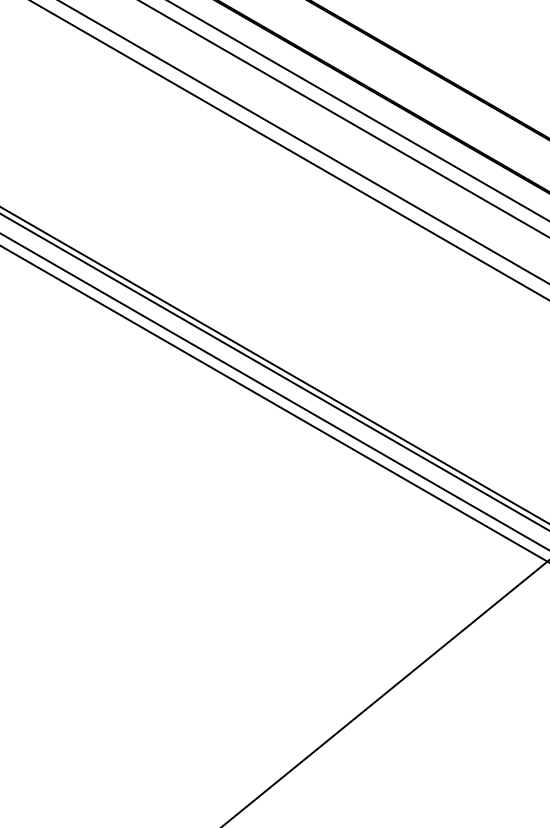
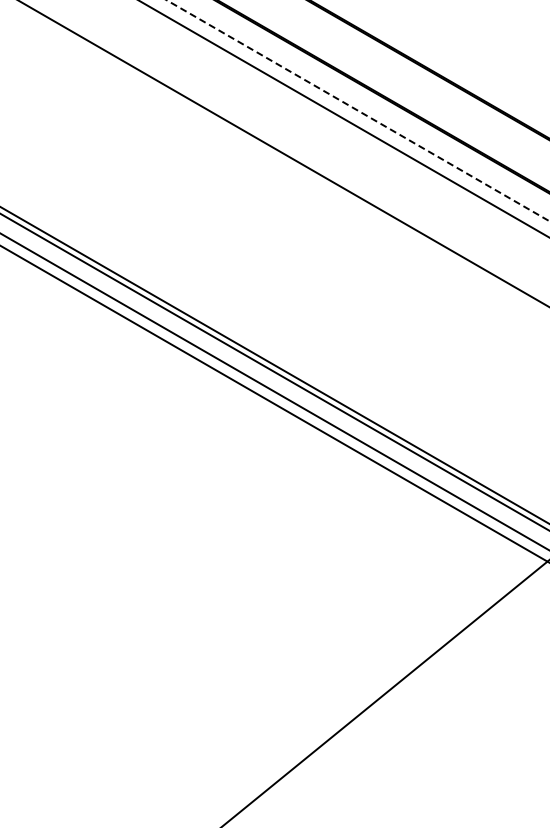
line: solid -> dashed (358, 111)
line: present -> none (303, 142)
line position: (289, 150) -> (283, 153) (283, 153)
